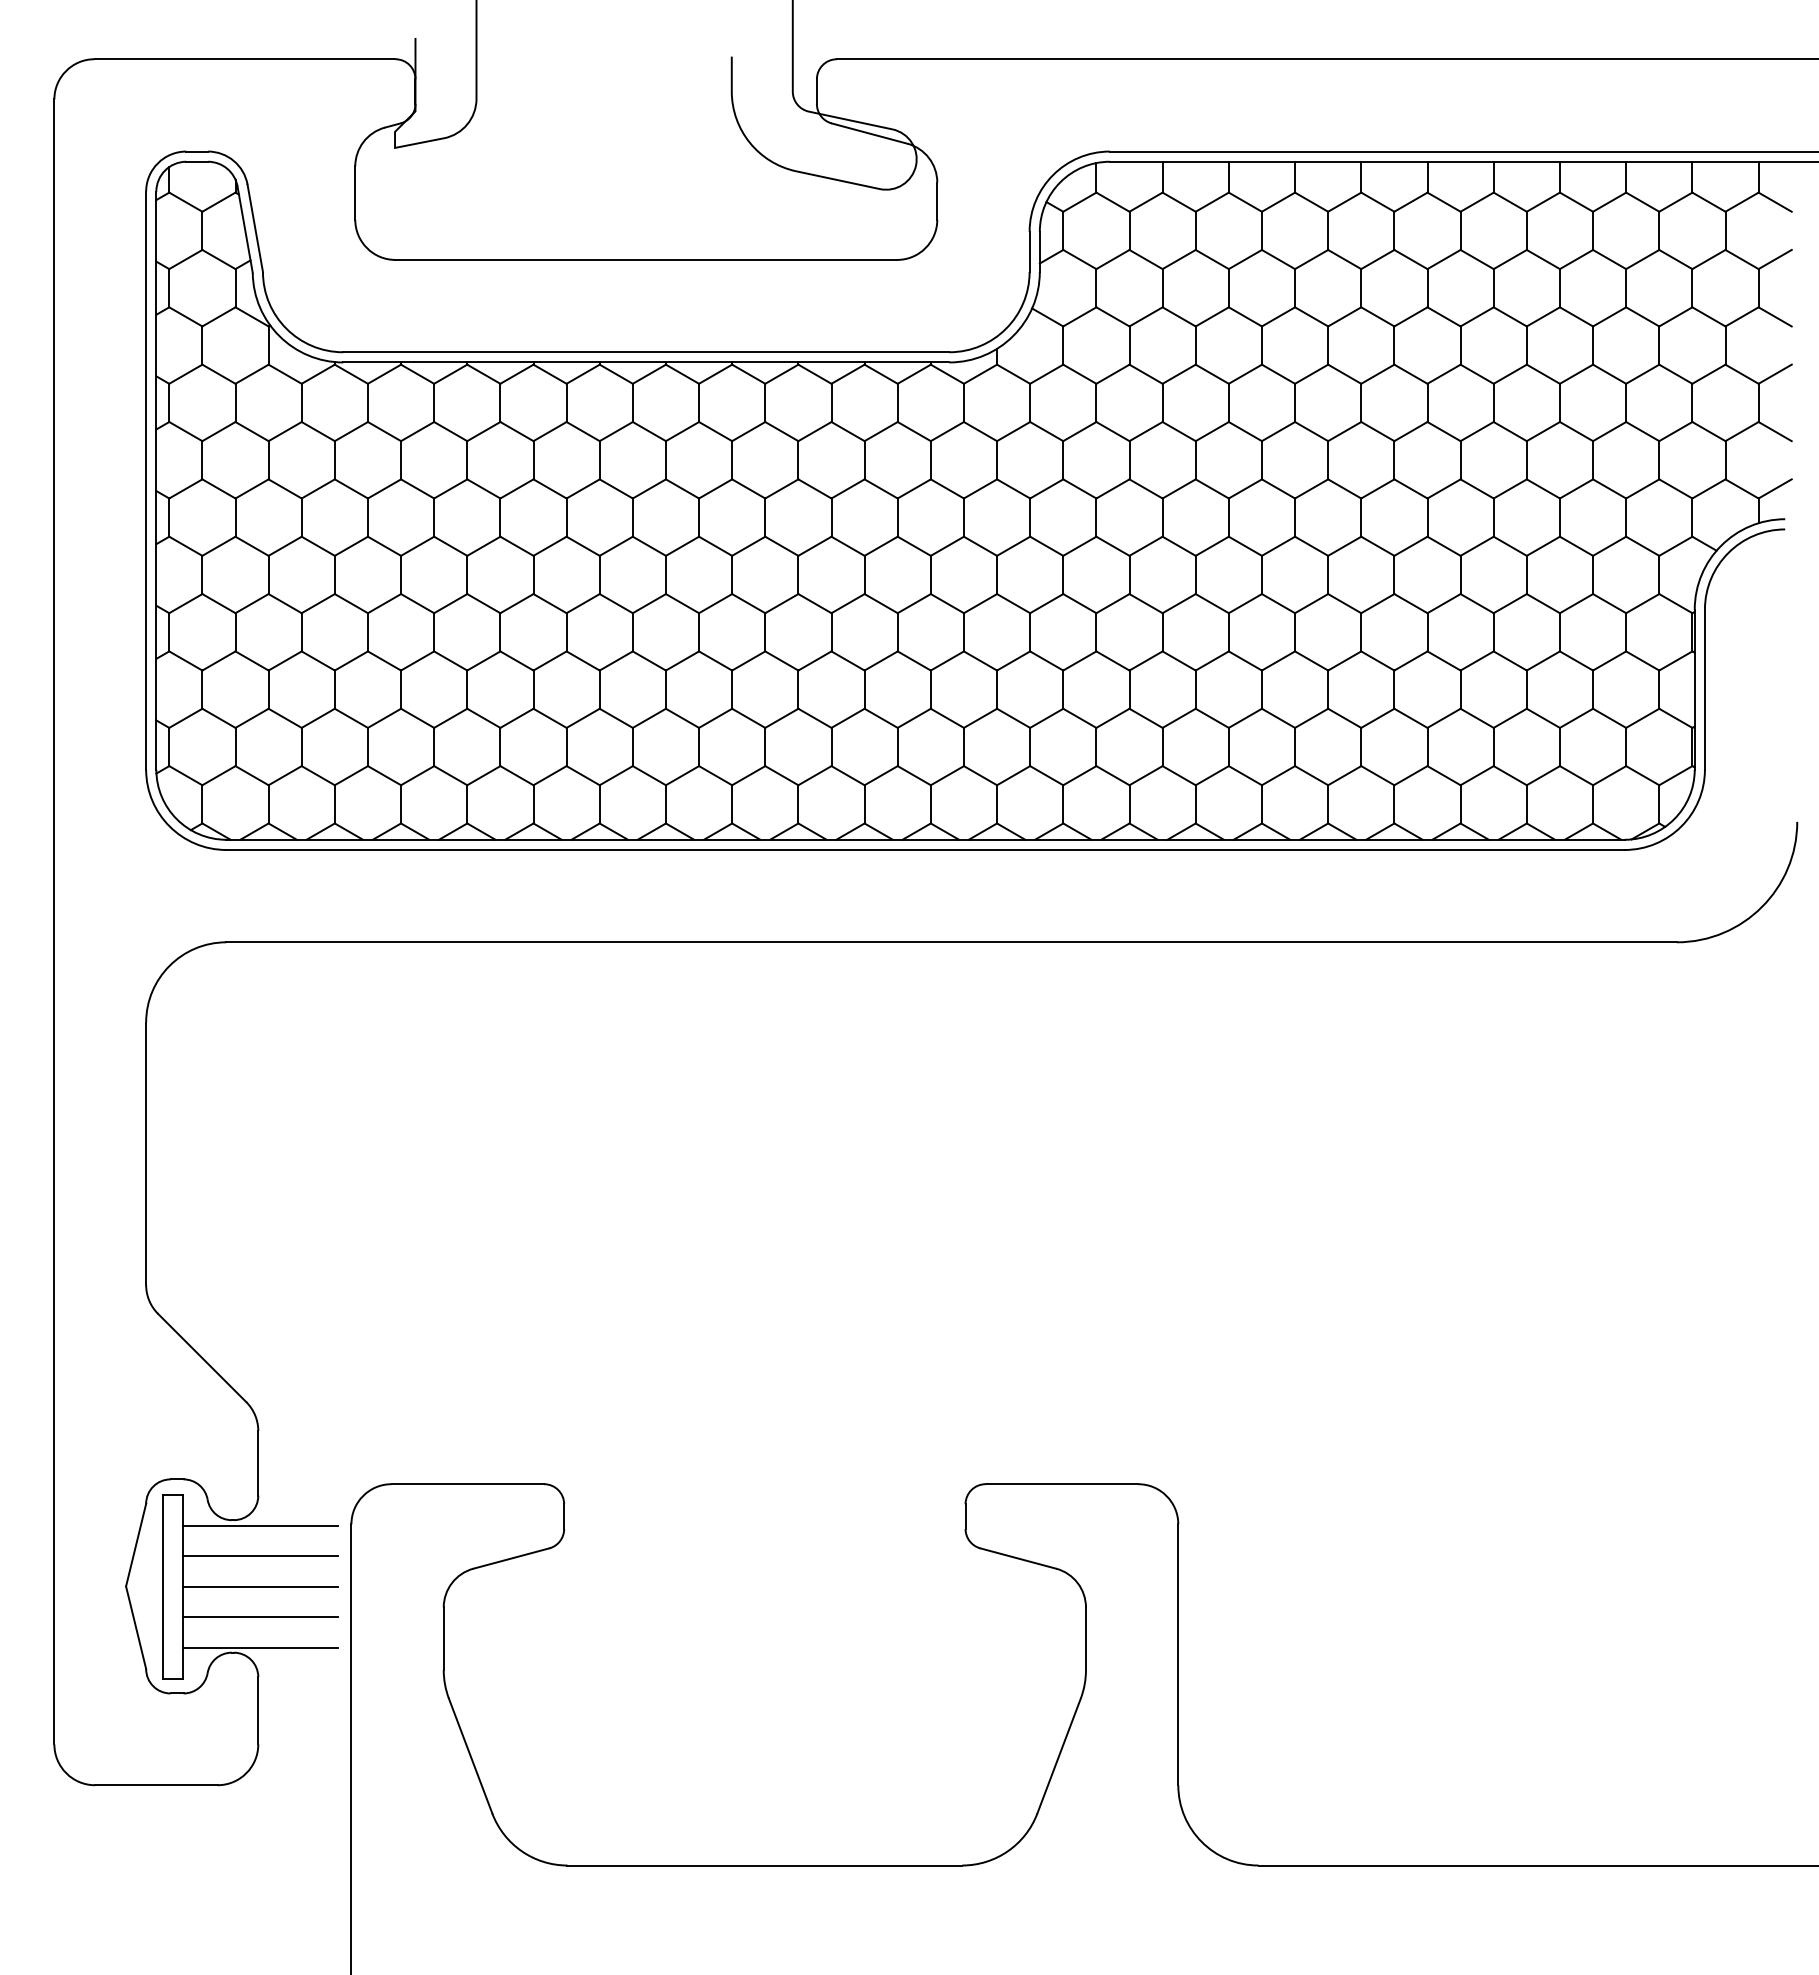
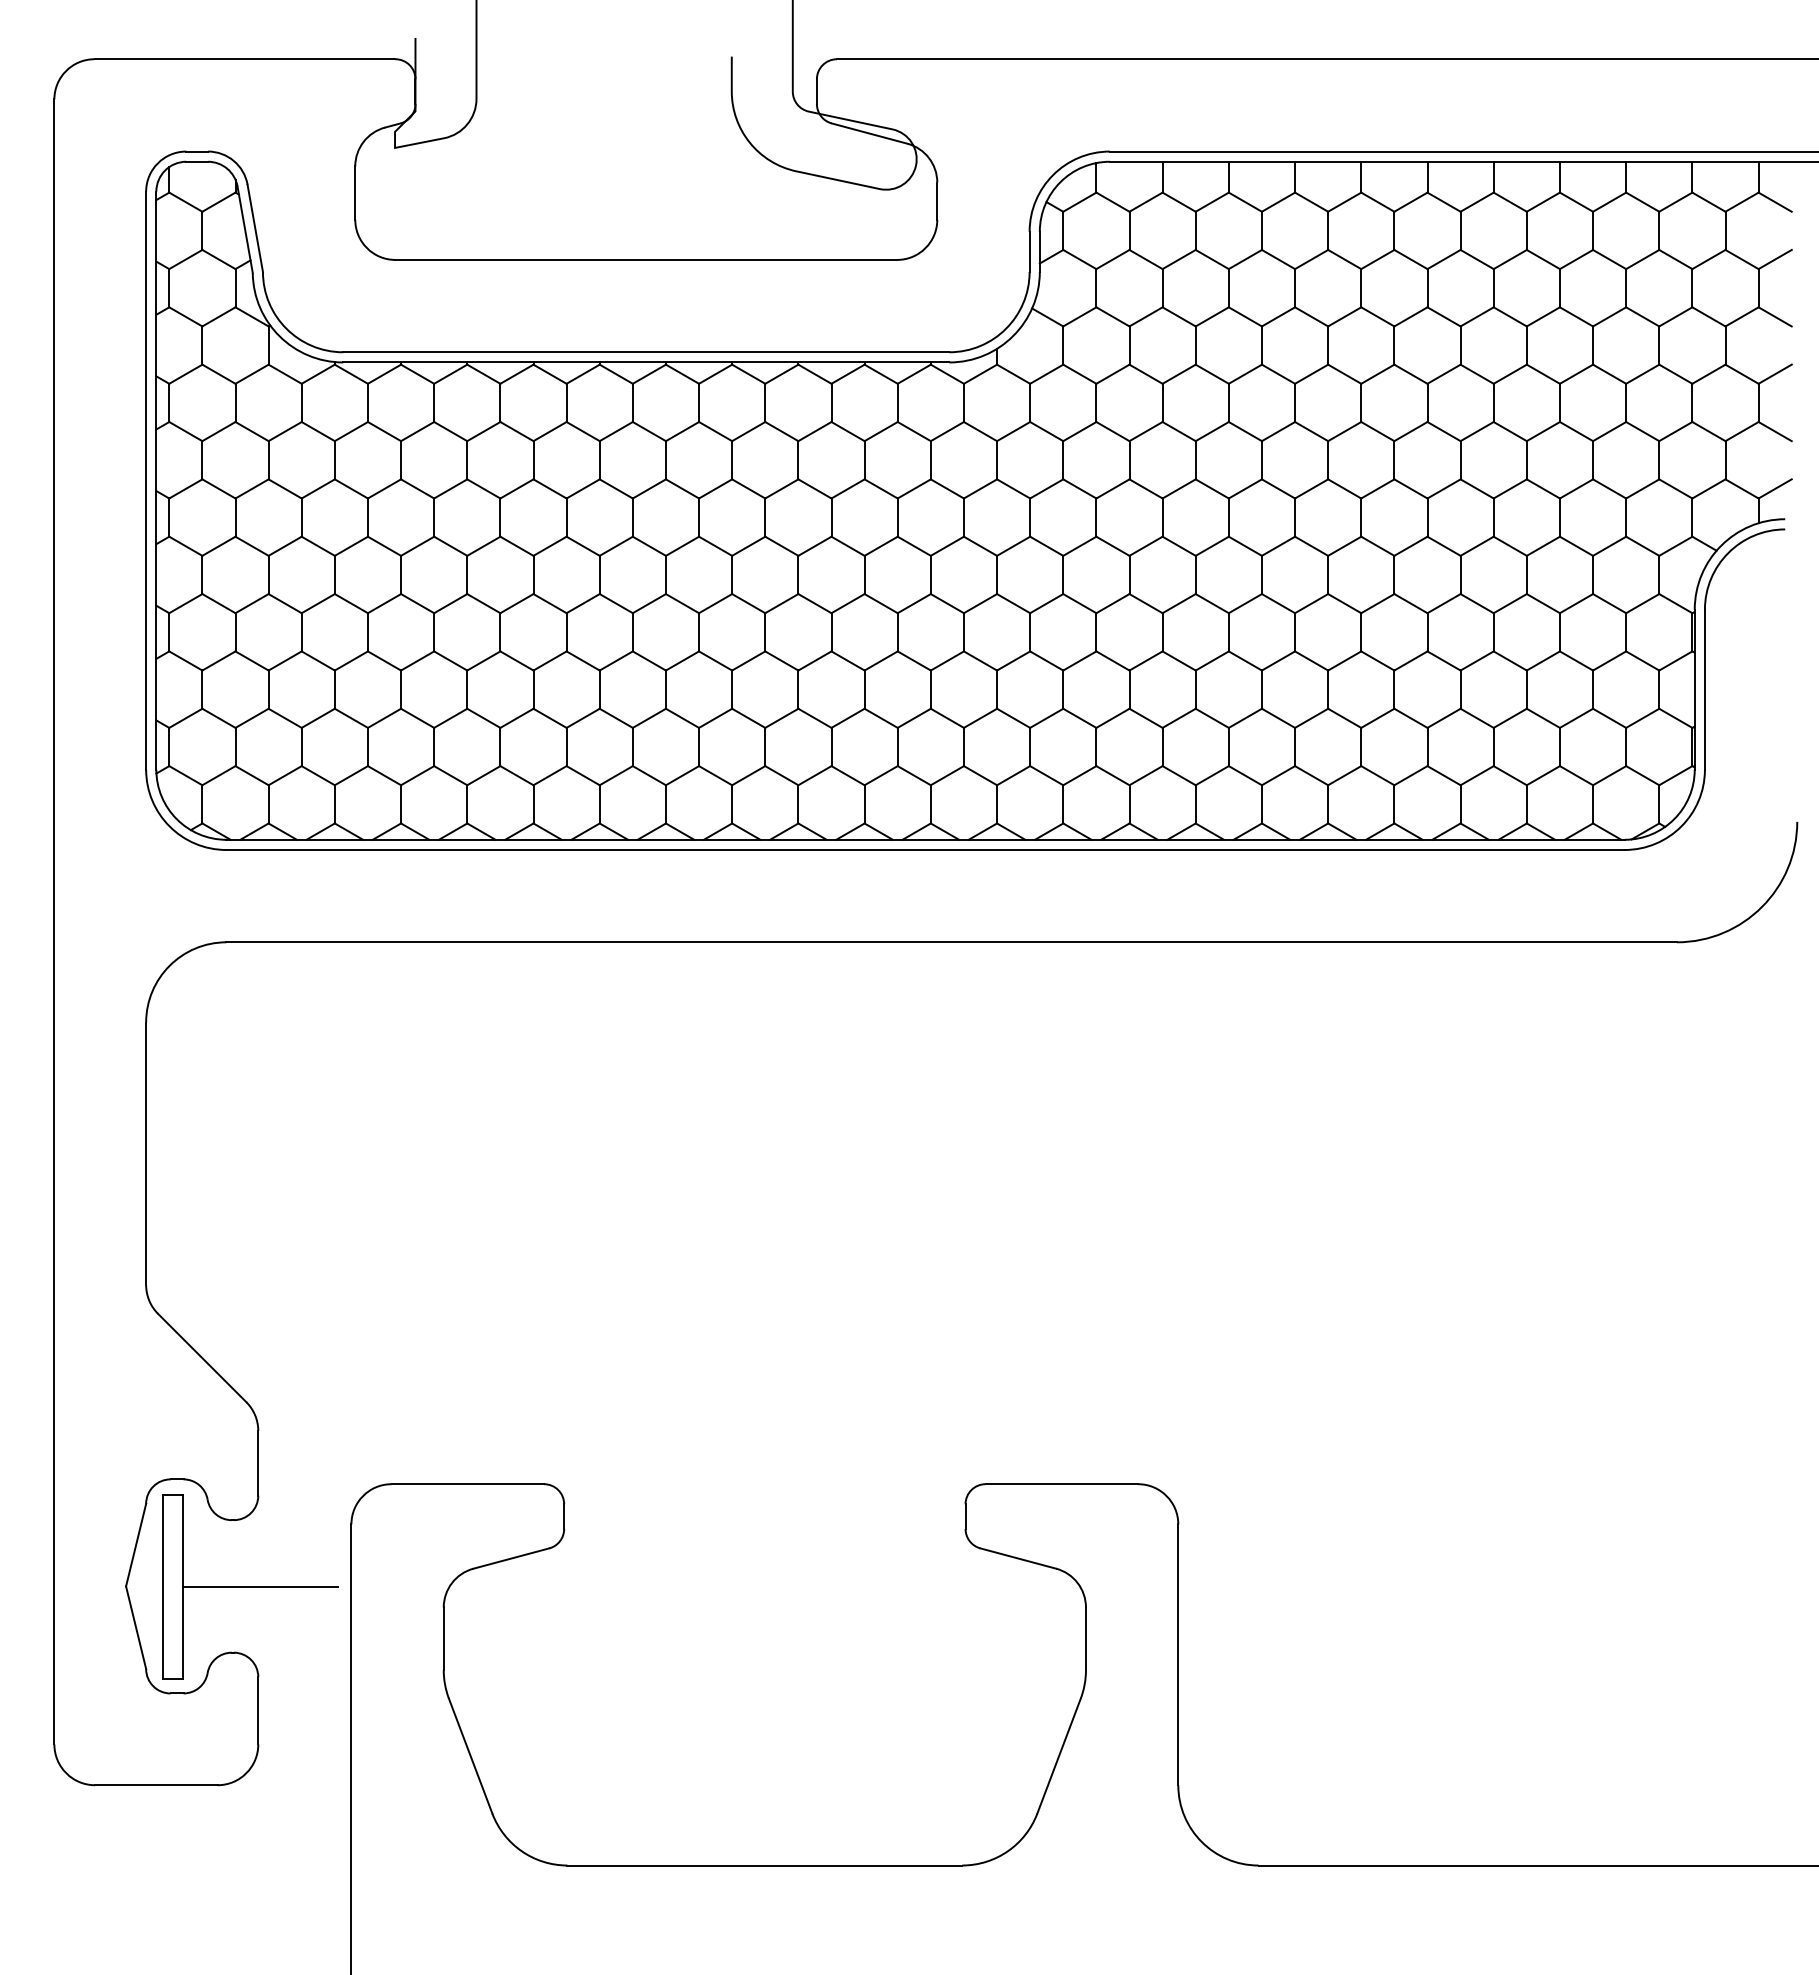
line: present -> none (260, 1525)
line: present -> none (260, 1556)
line: present -> none (260, 1617)
line: present -> none (260, 1647)
